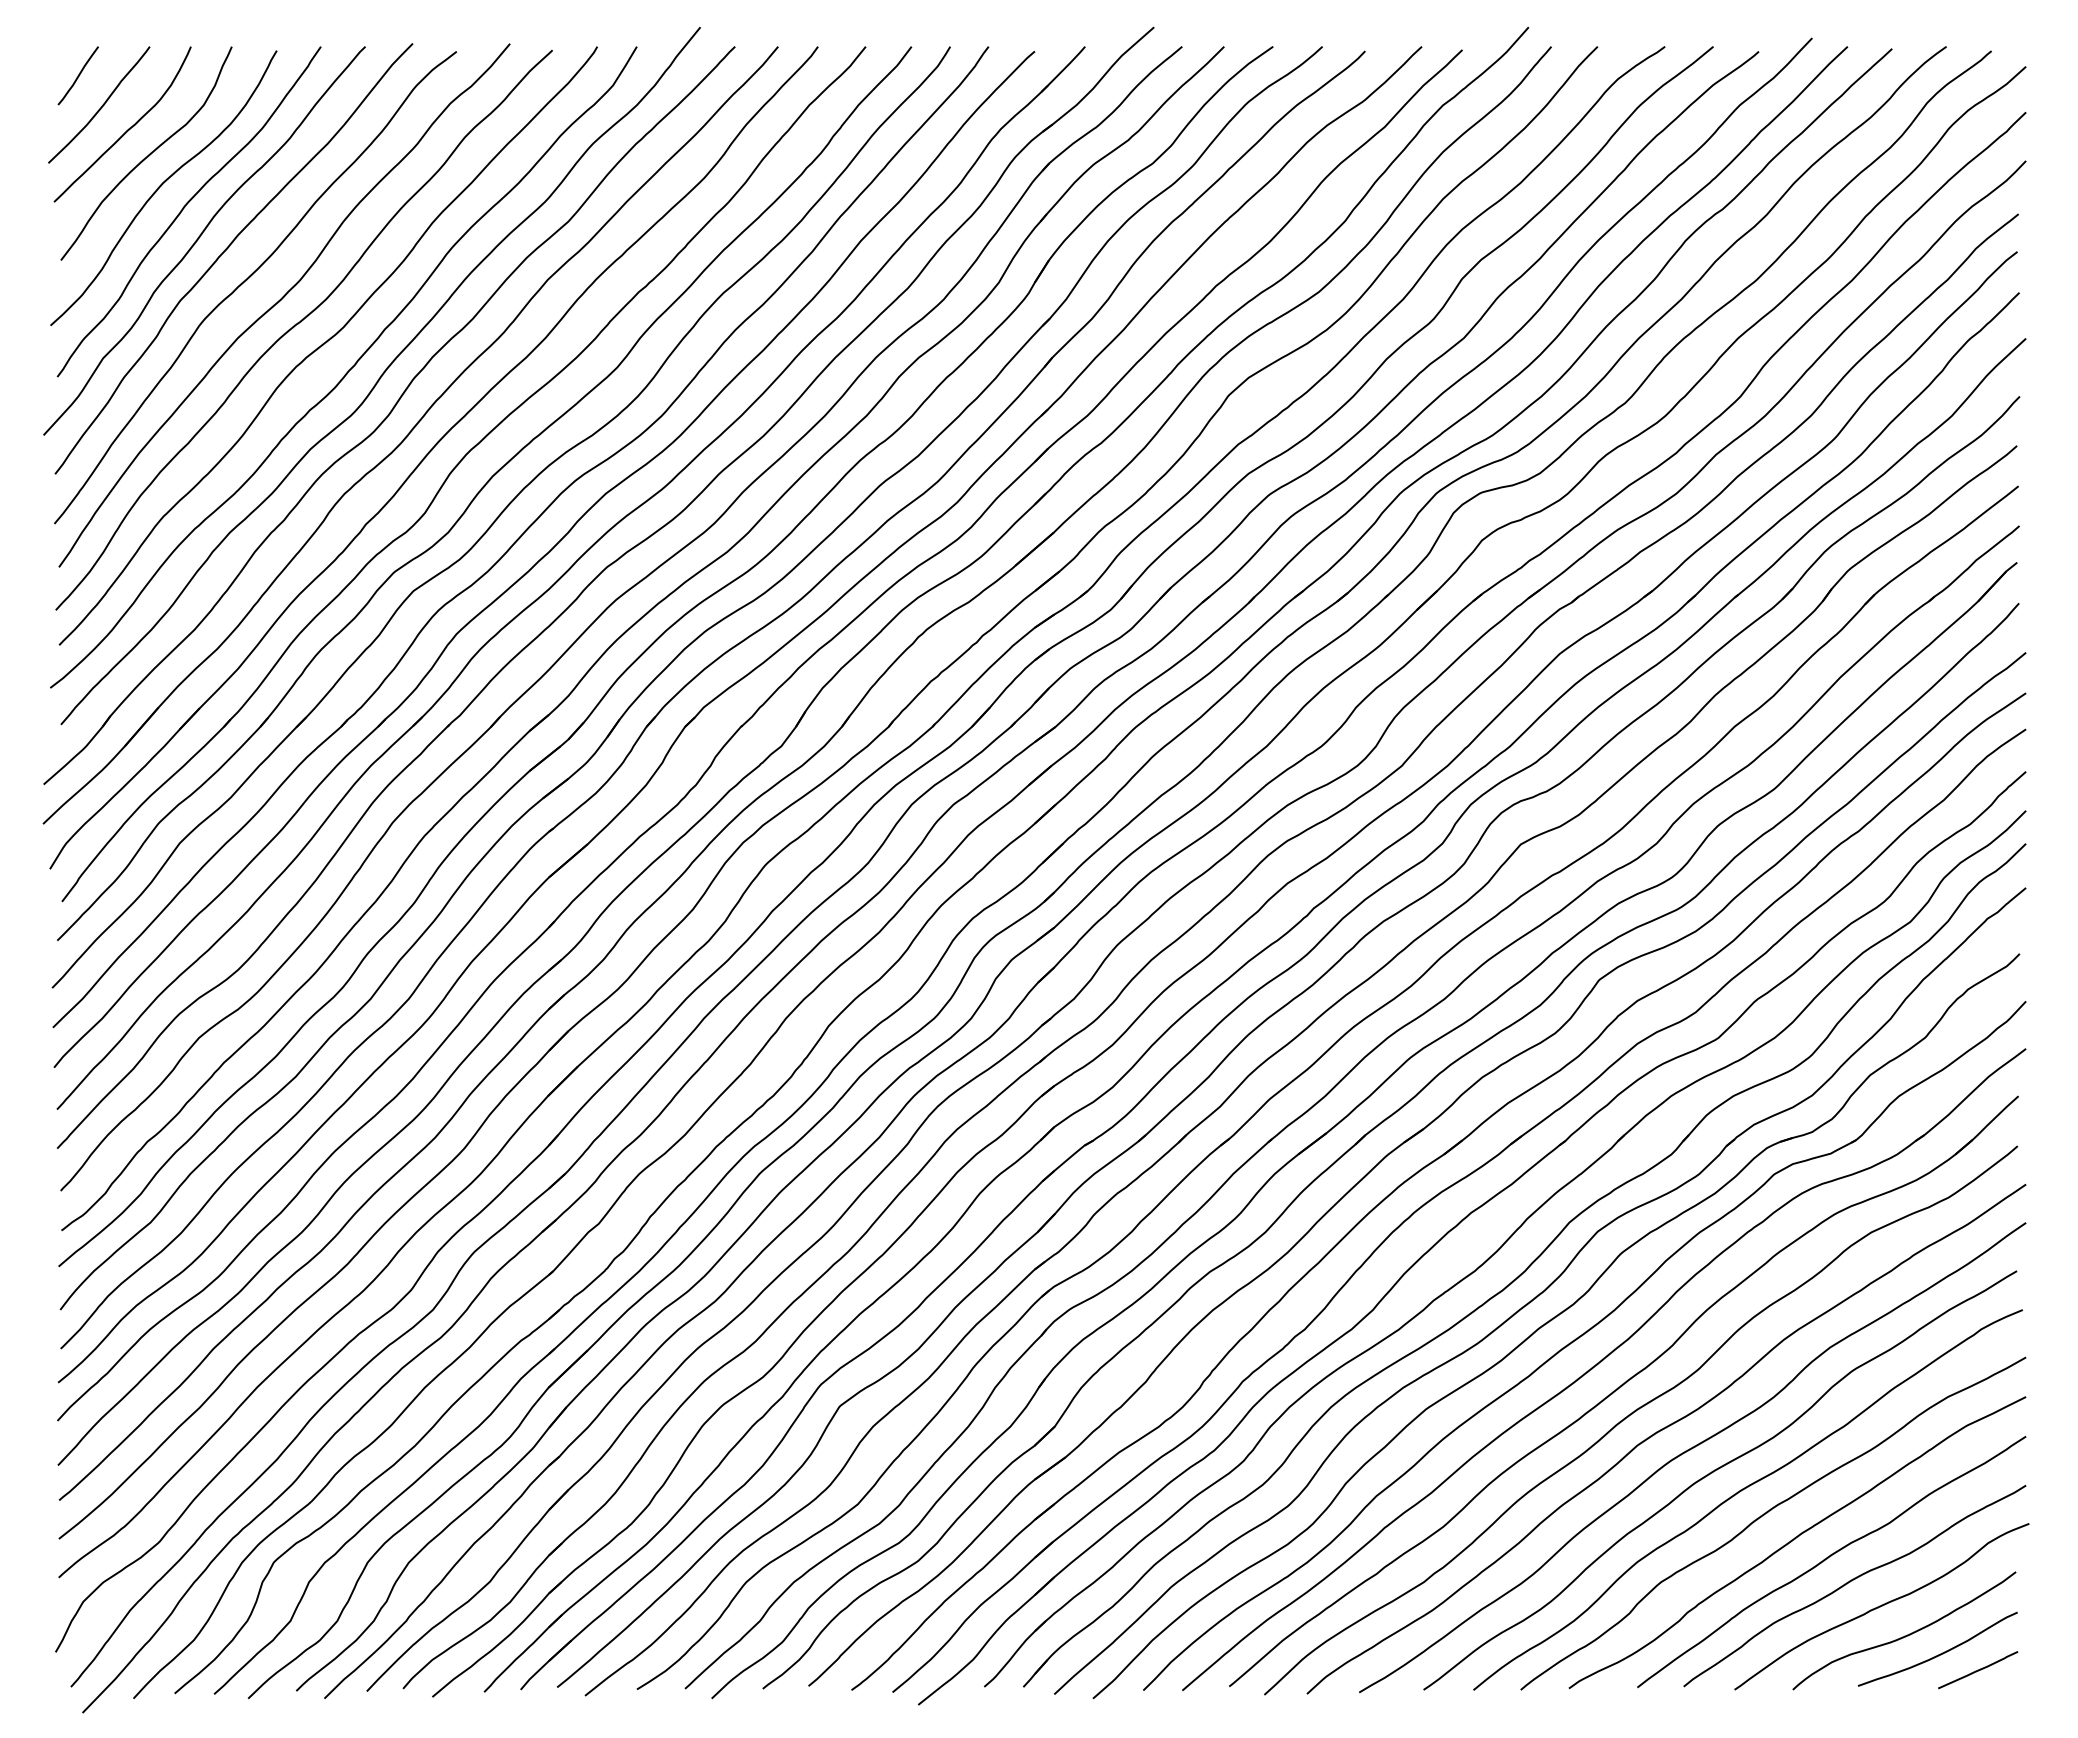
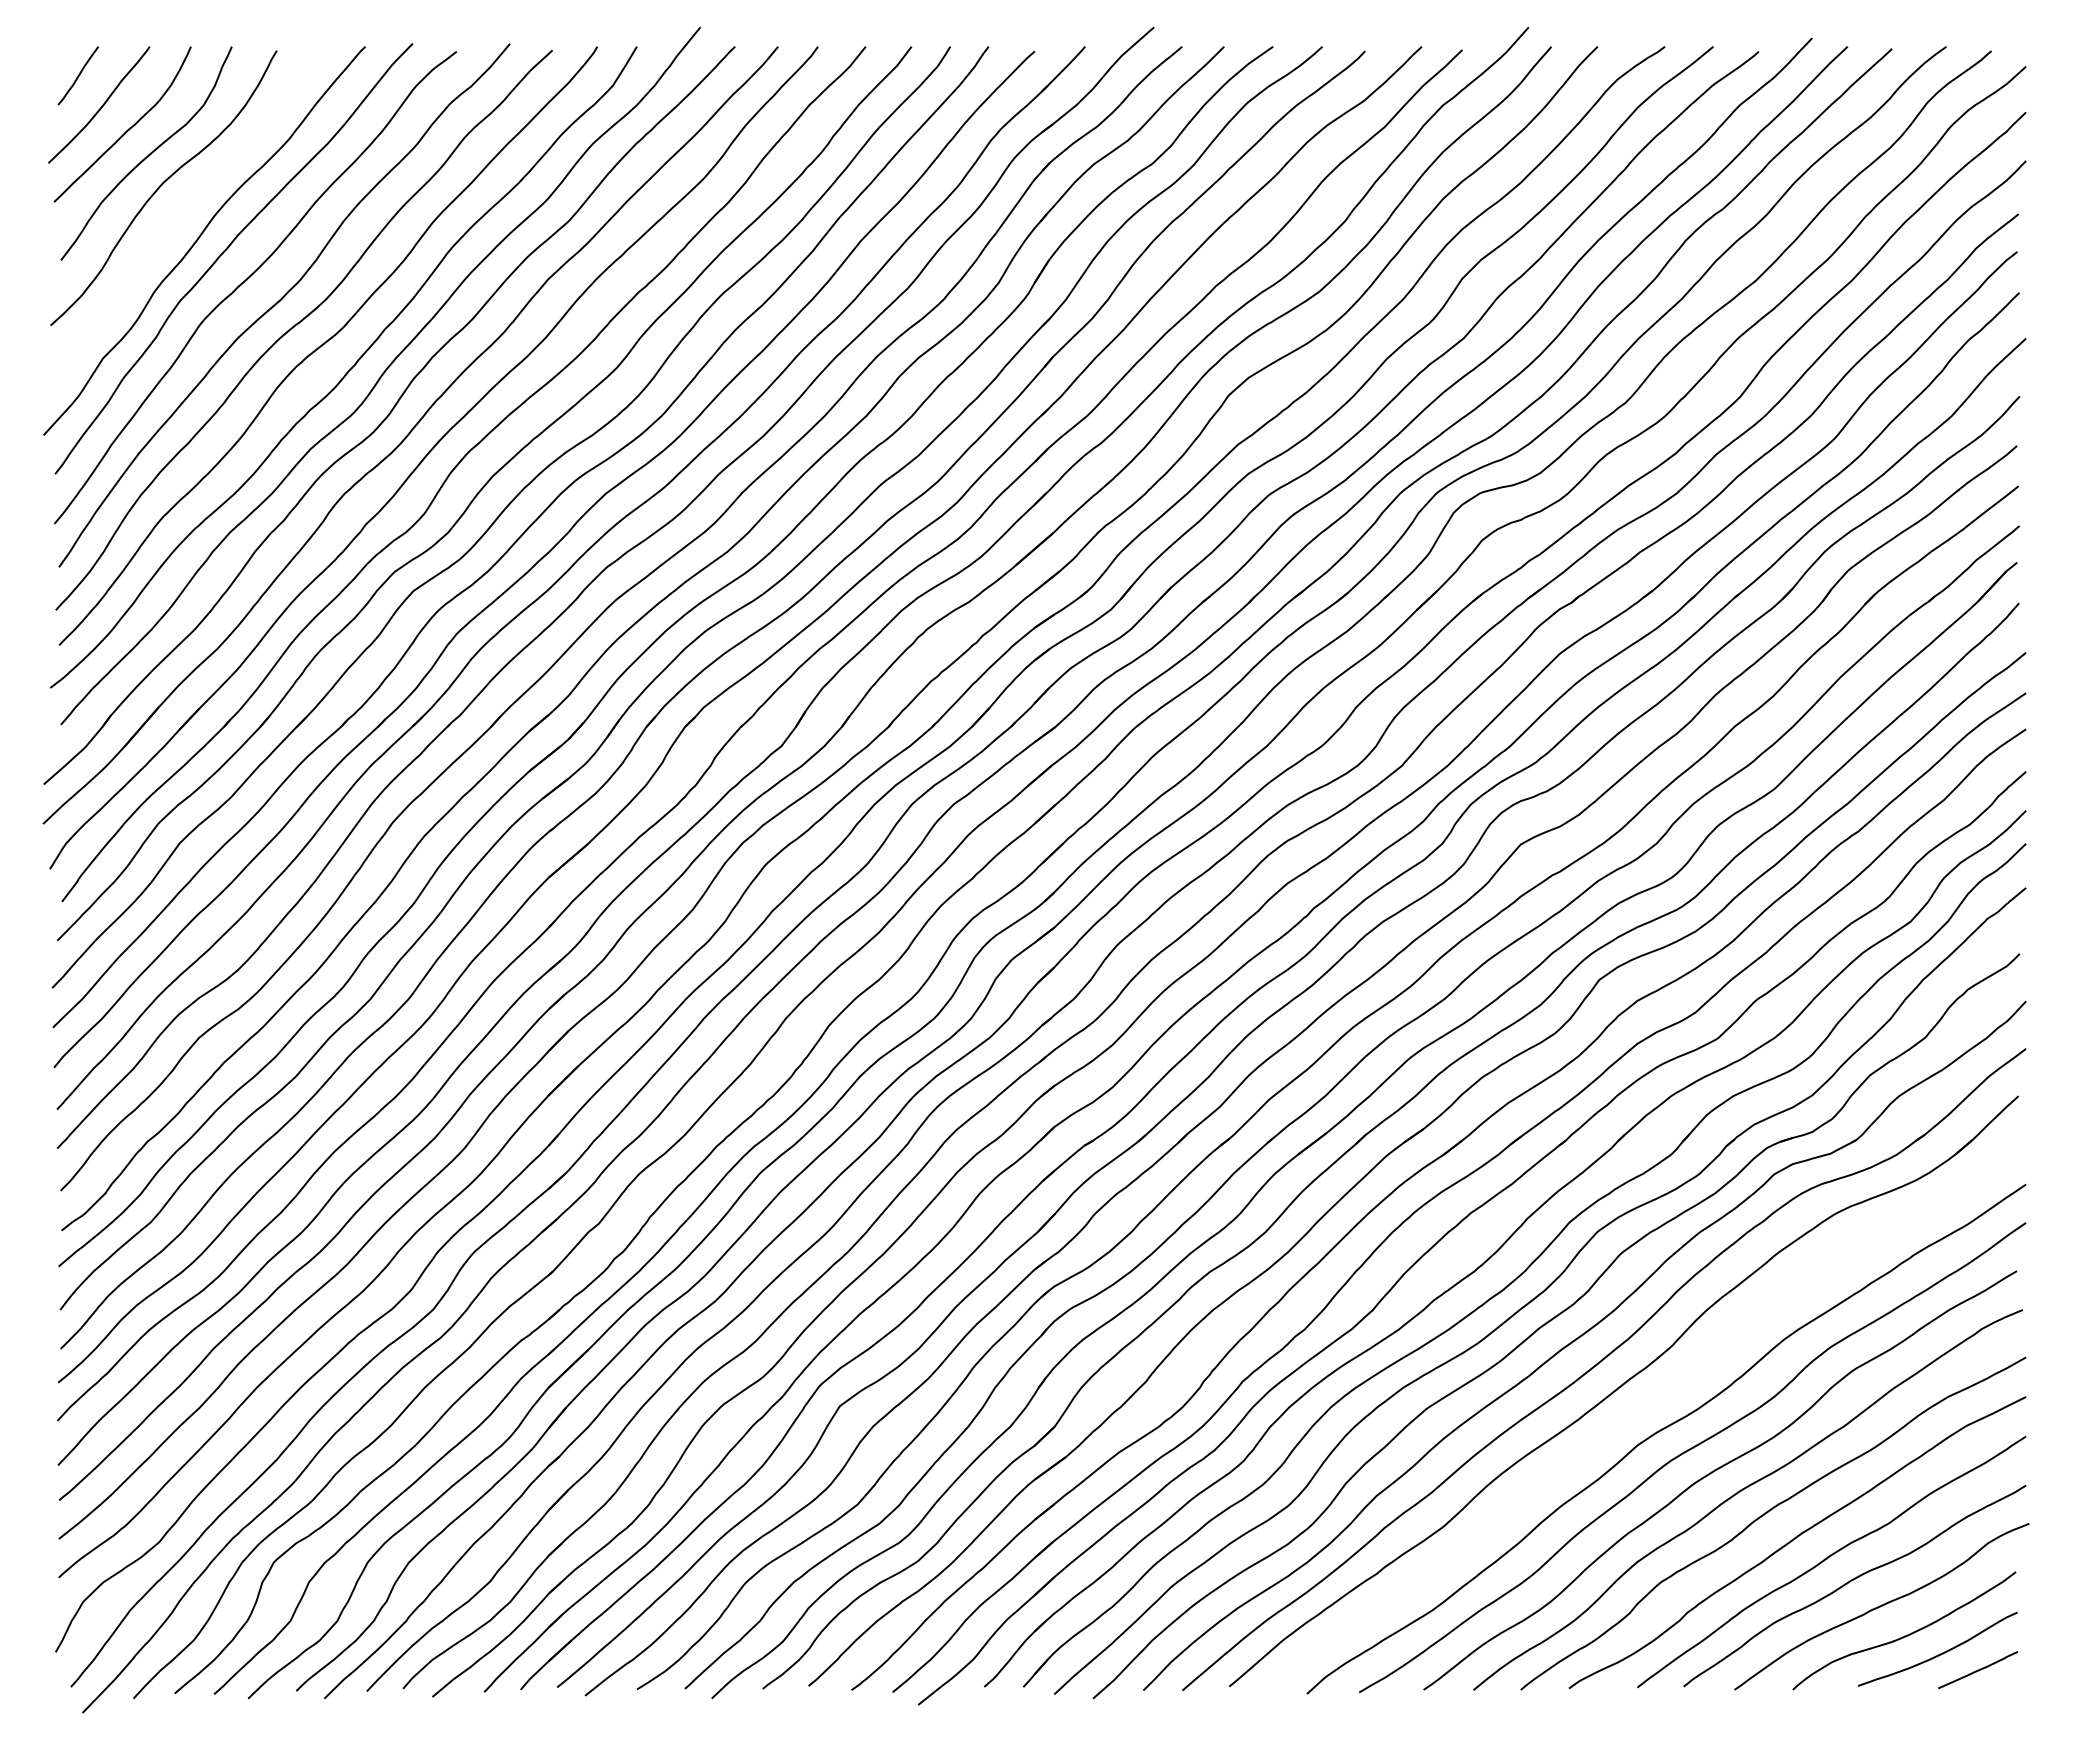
curve: present -> none (185, 207)
curve: present -> none (1635, 1412)
